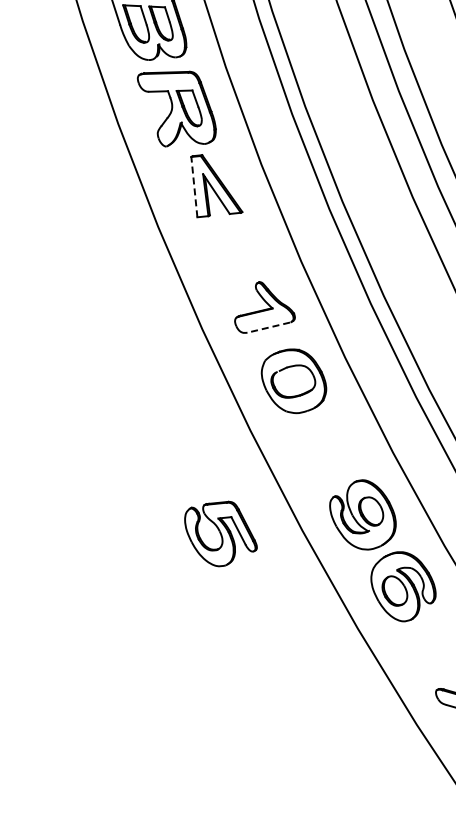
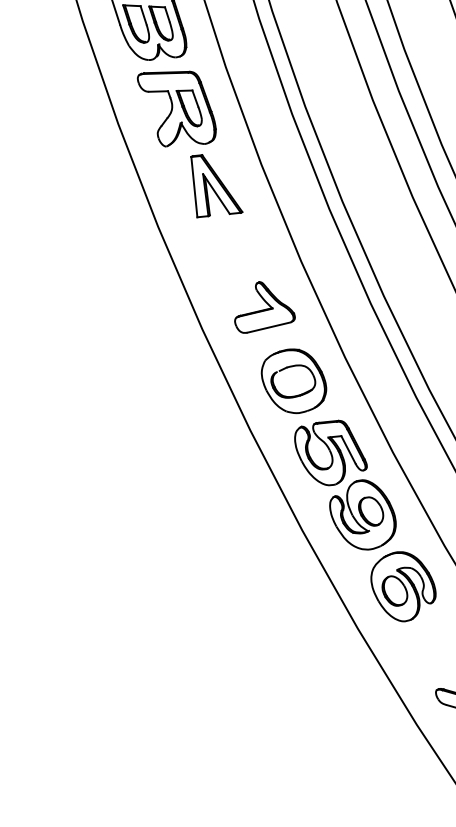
line: dashed -> solid (194, 186)
line: dashed -> solid (268, 327)
part position: (220, 533) -> (330, 452) (330, 452)
